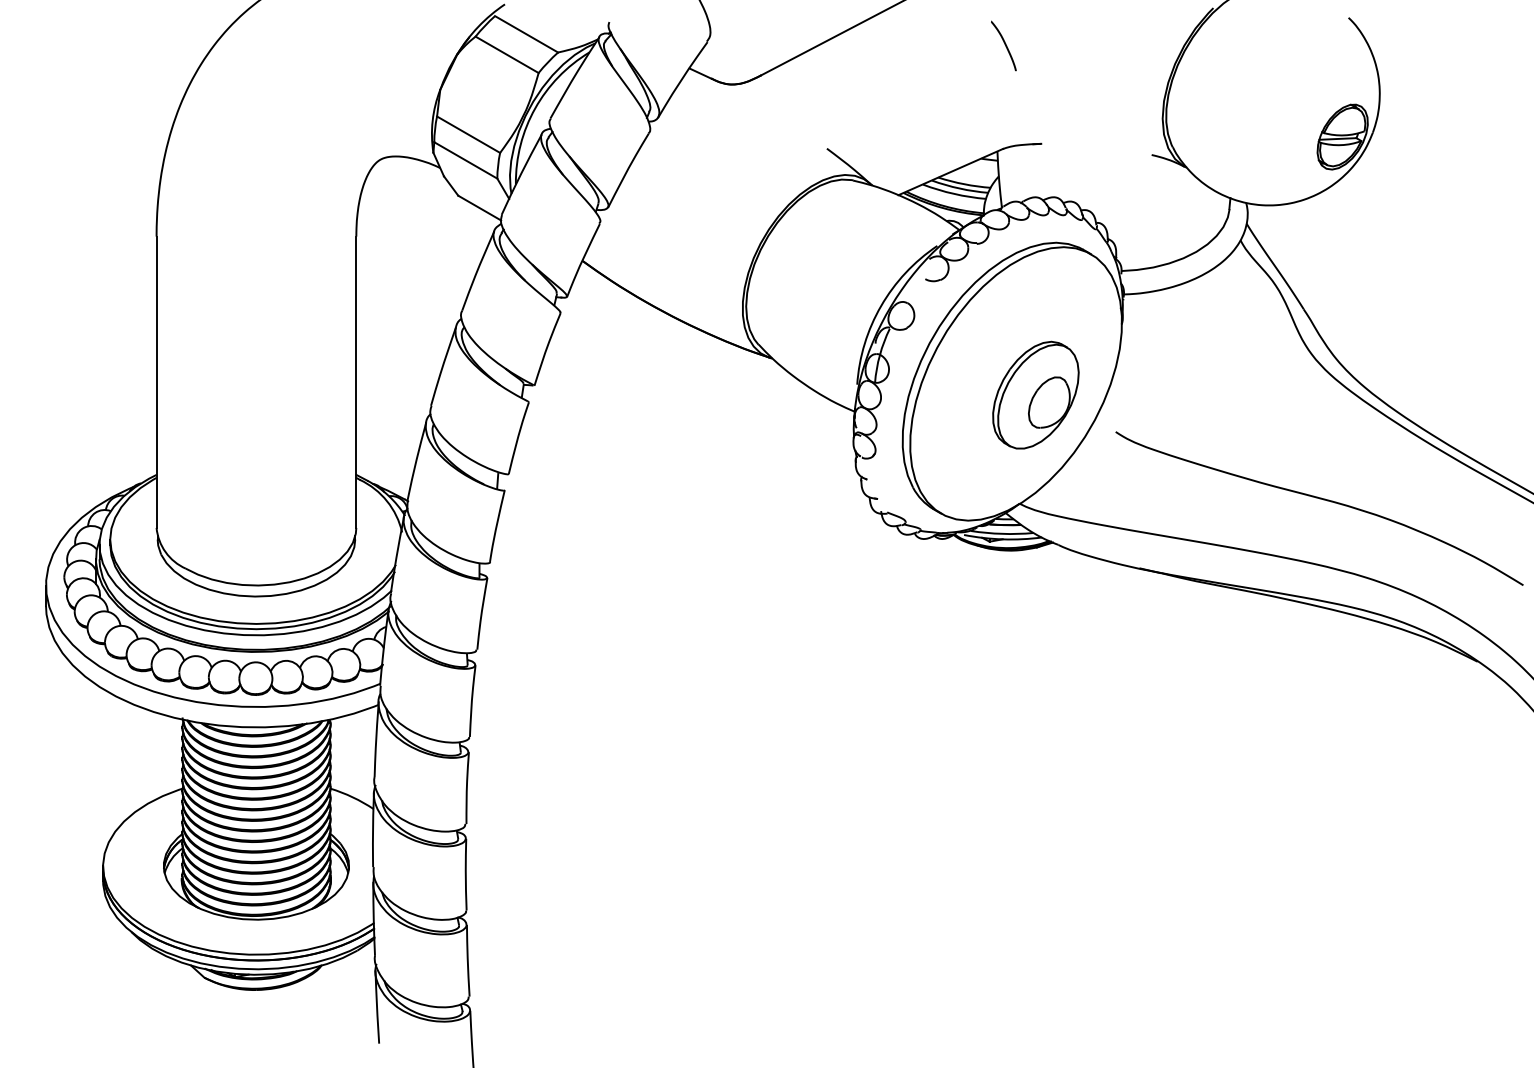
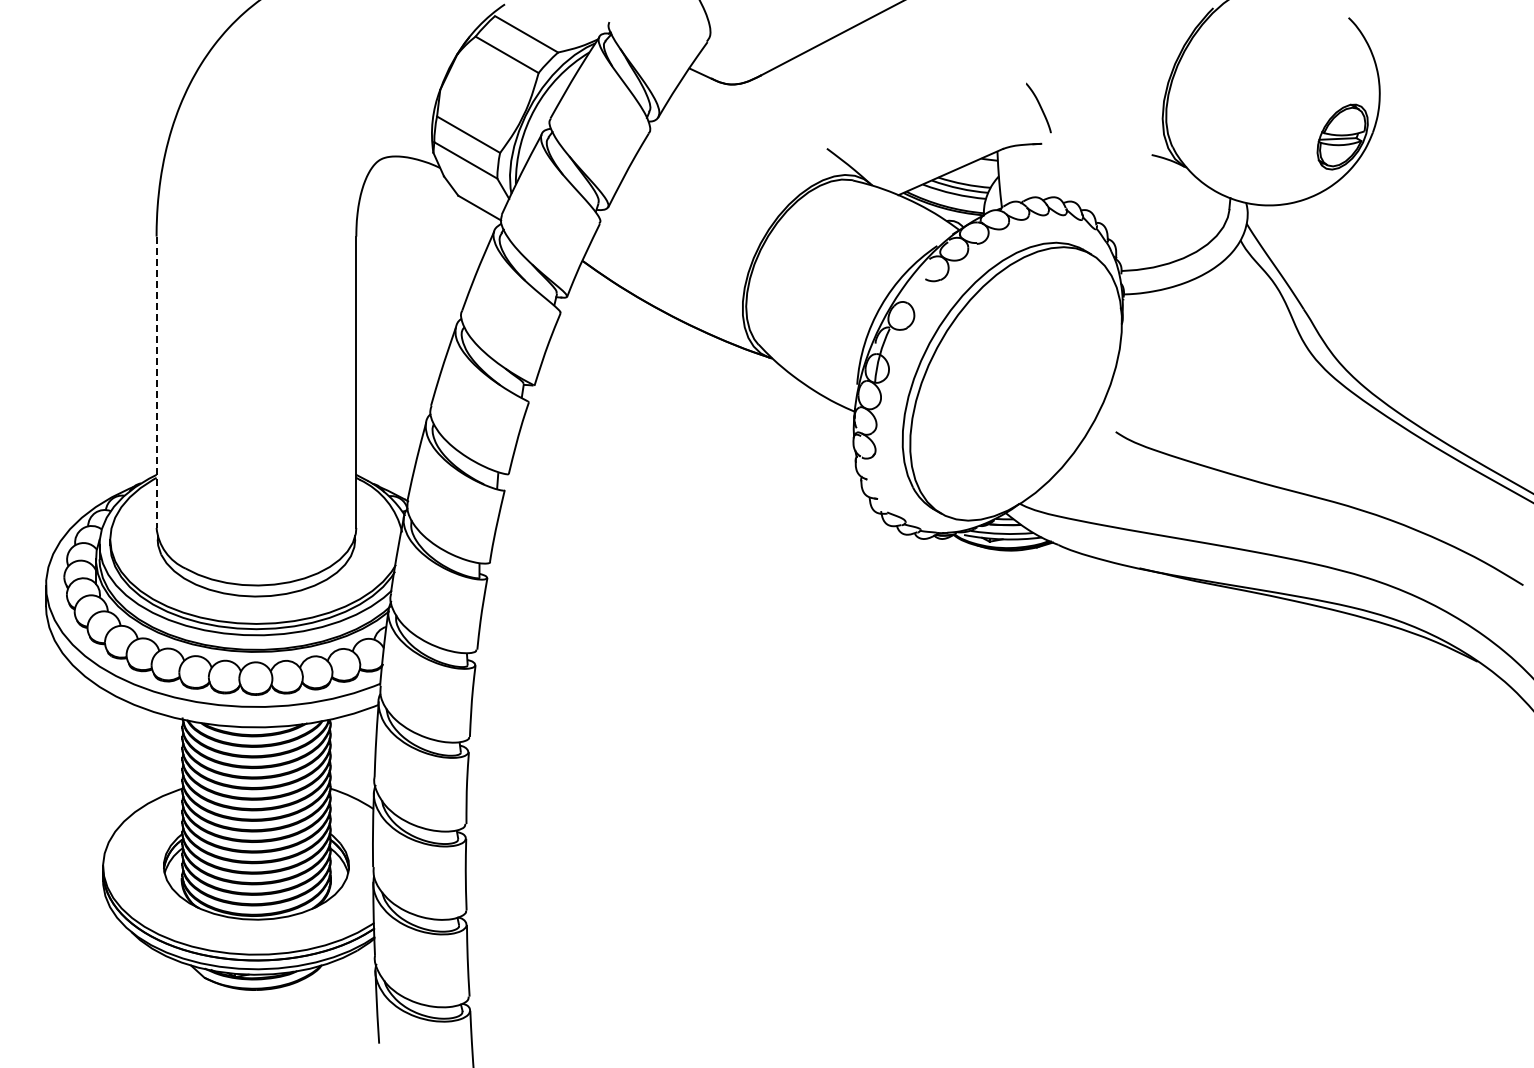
curve position: (1004, 44) -> (1039, 106) (1039, 106)
line: solid -> dashed (156, 382)
part: present -> none (1035, 394)
